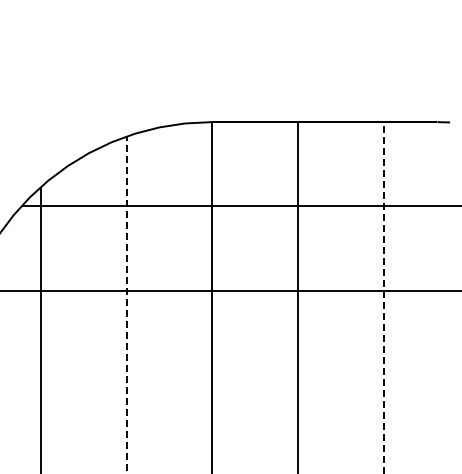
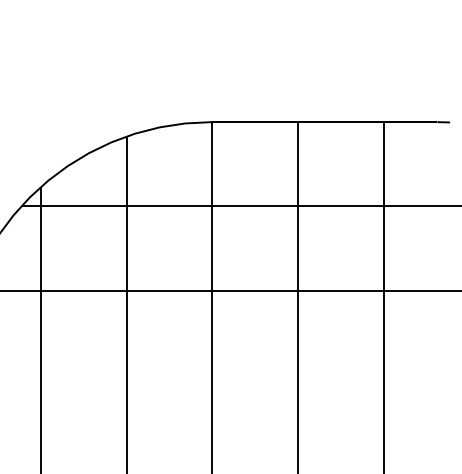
line: dashed -> solid (383, 297)
line: dashed -> solid (126, 304)
